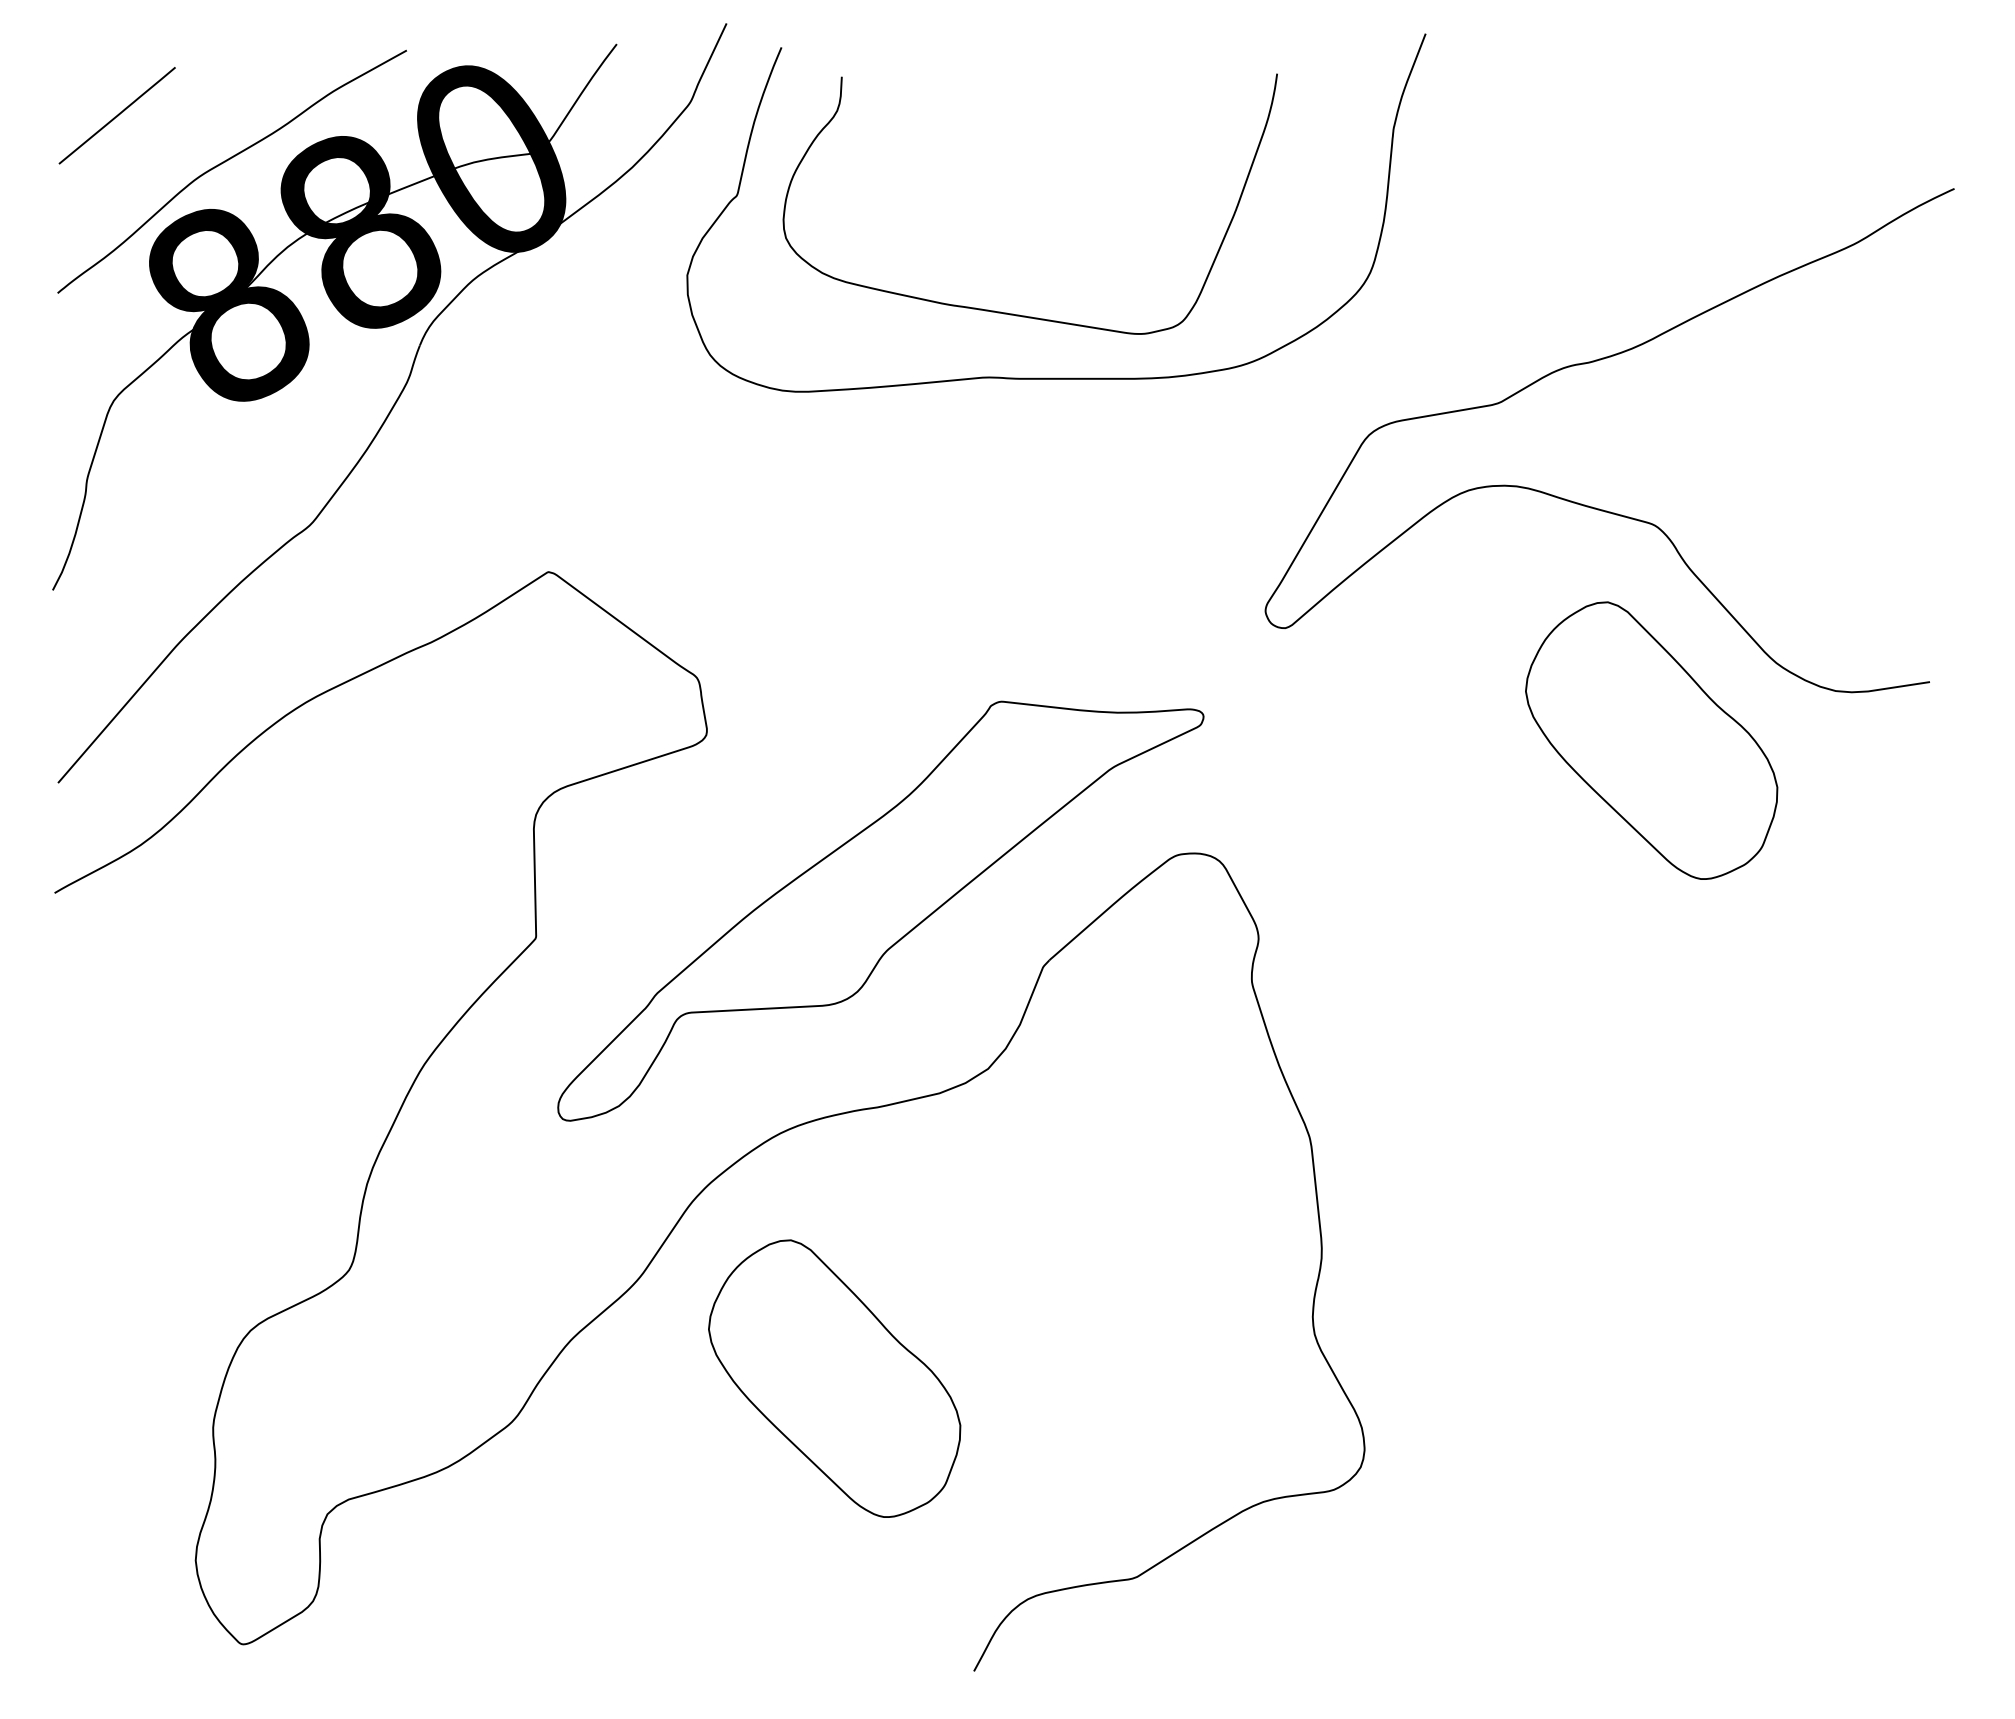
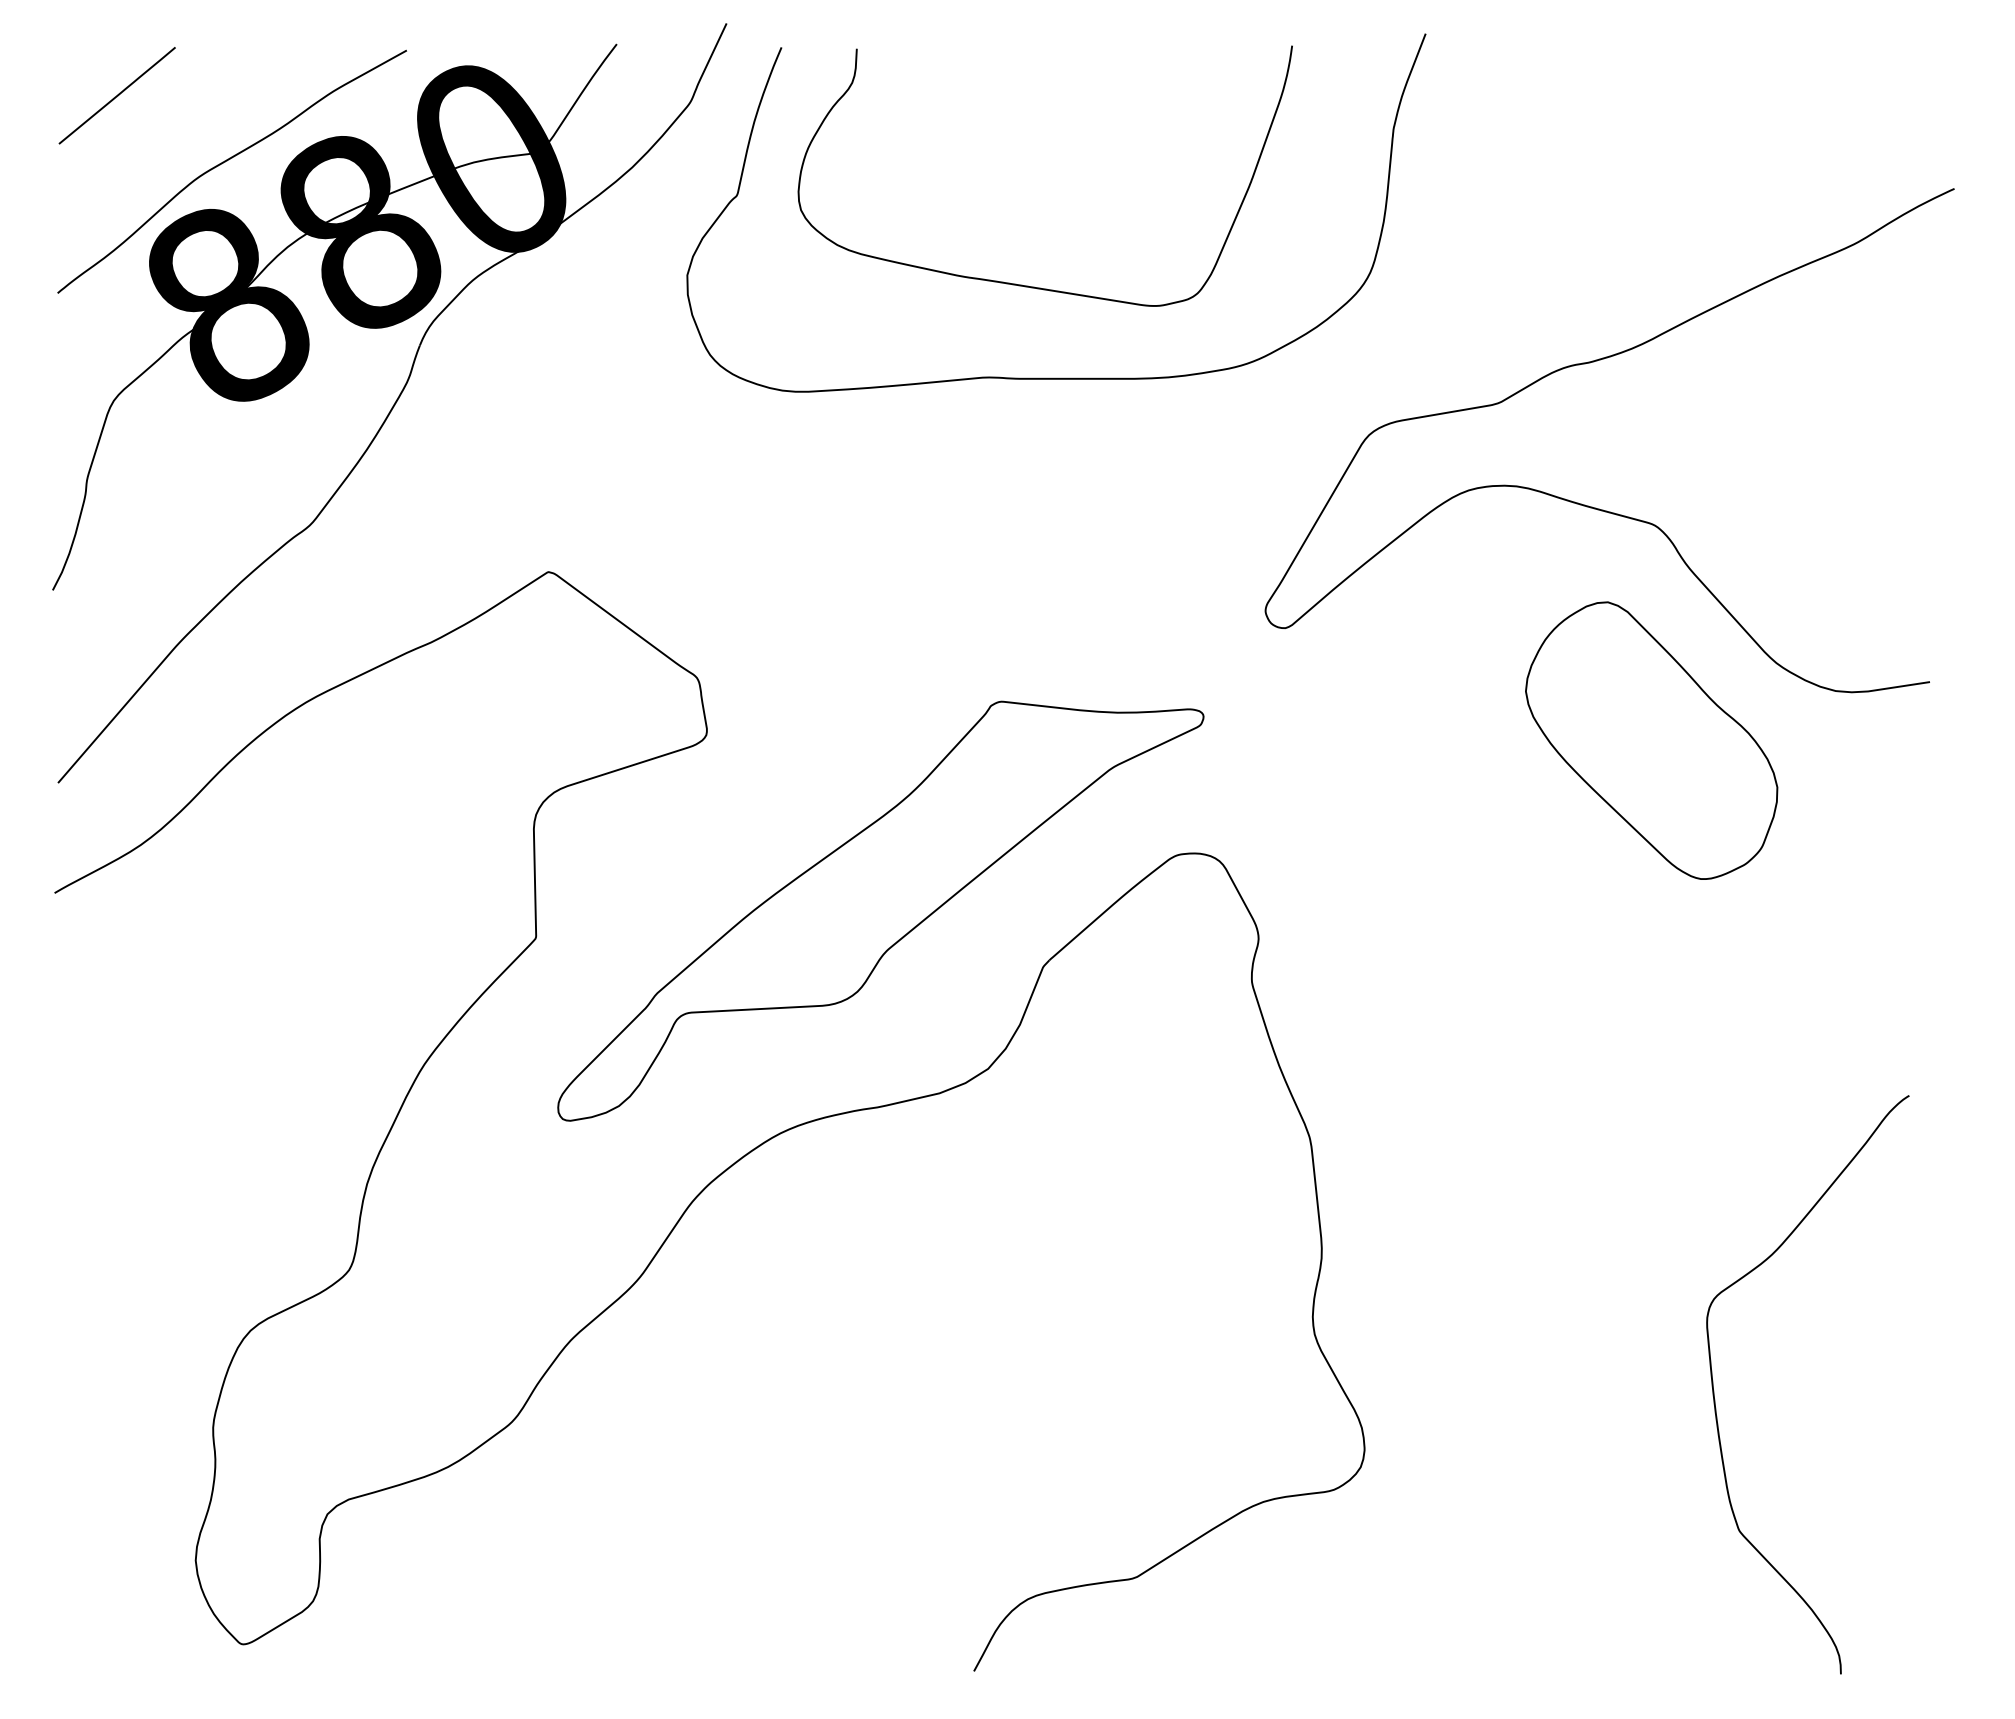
line position: (116, 115) -> (116, 95) (116, 95)
curve position: (1013, 313) -> (1028, 285) (1028, 285)
part: present -> none (834, 1378)
curve: none -> present (1714, 1390)
